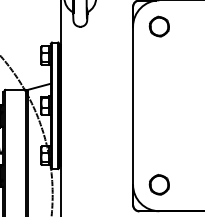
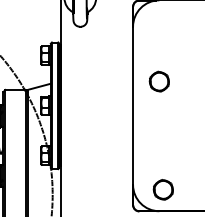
part position: (158, 26) -> (158, 81) (158, 81)
part position: (158, 184) -> (162, 189) (162, 189)
